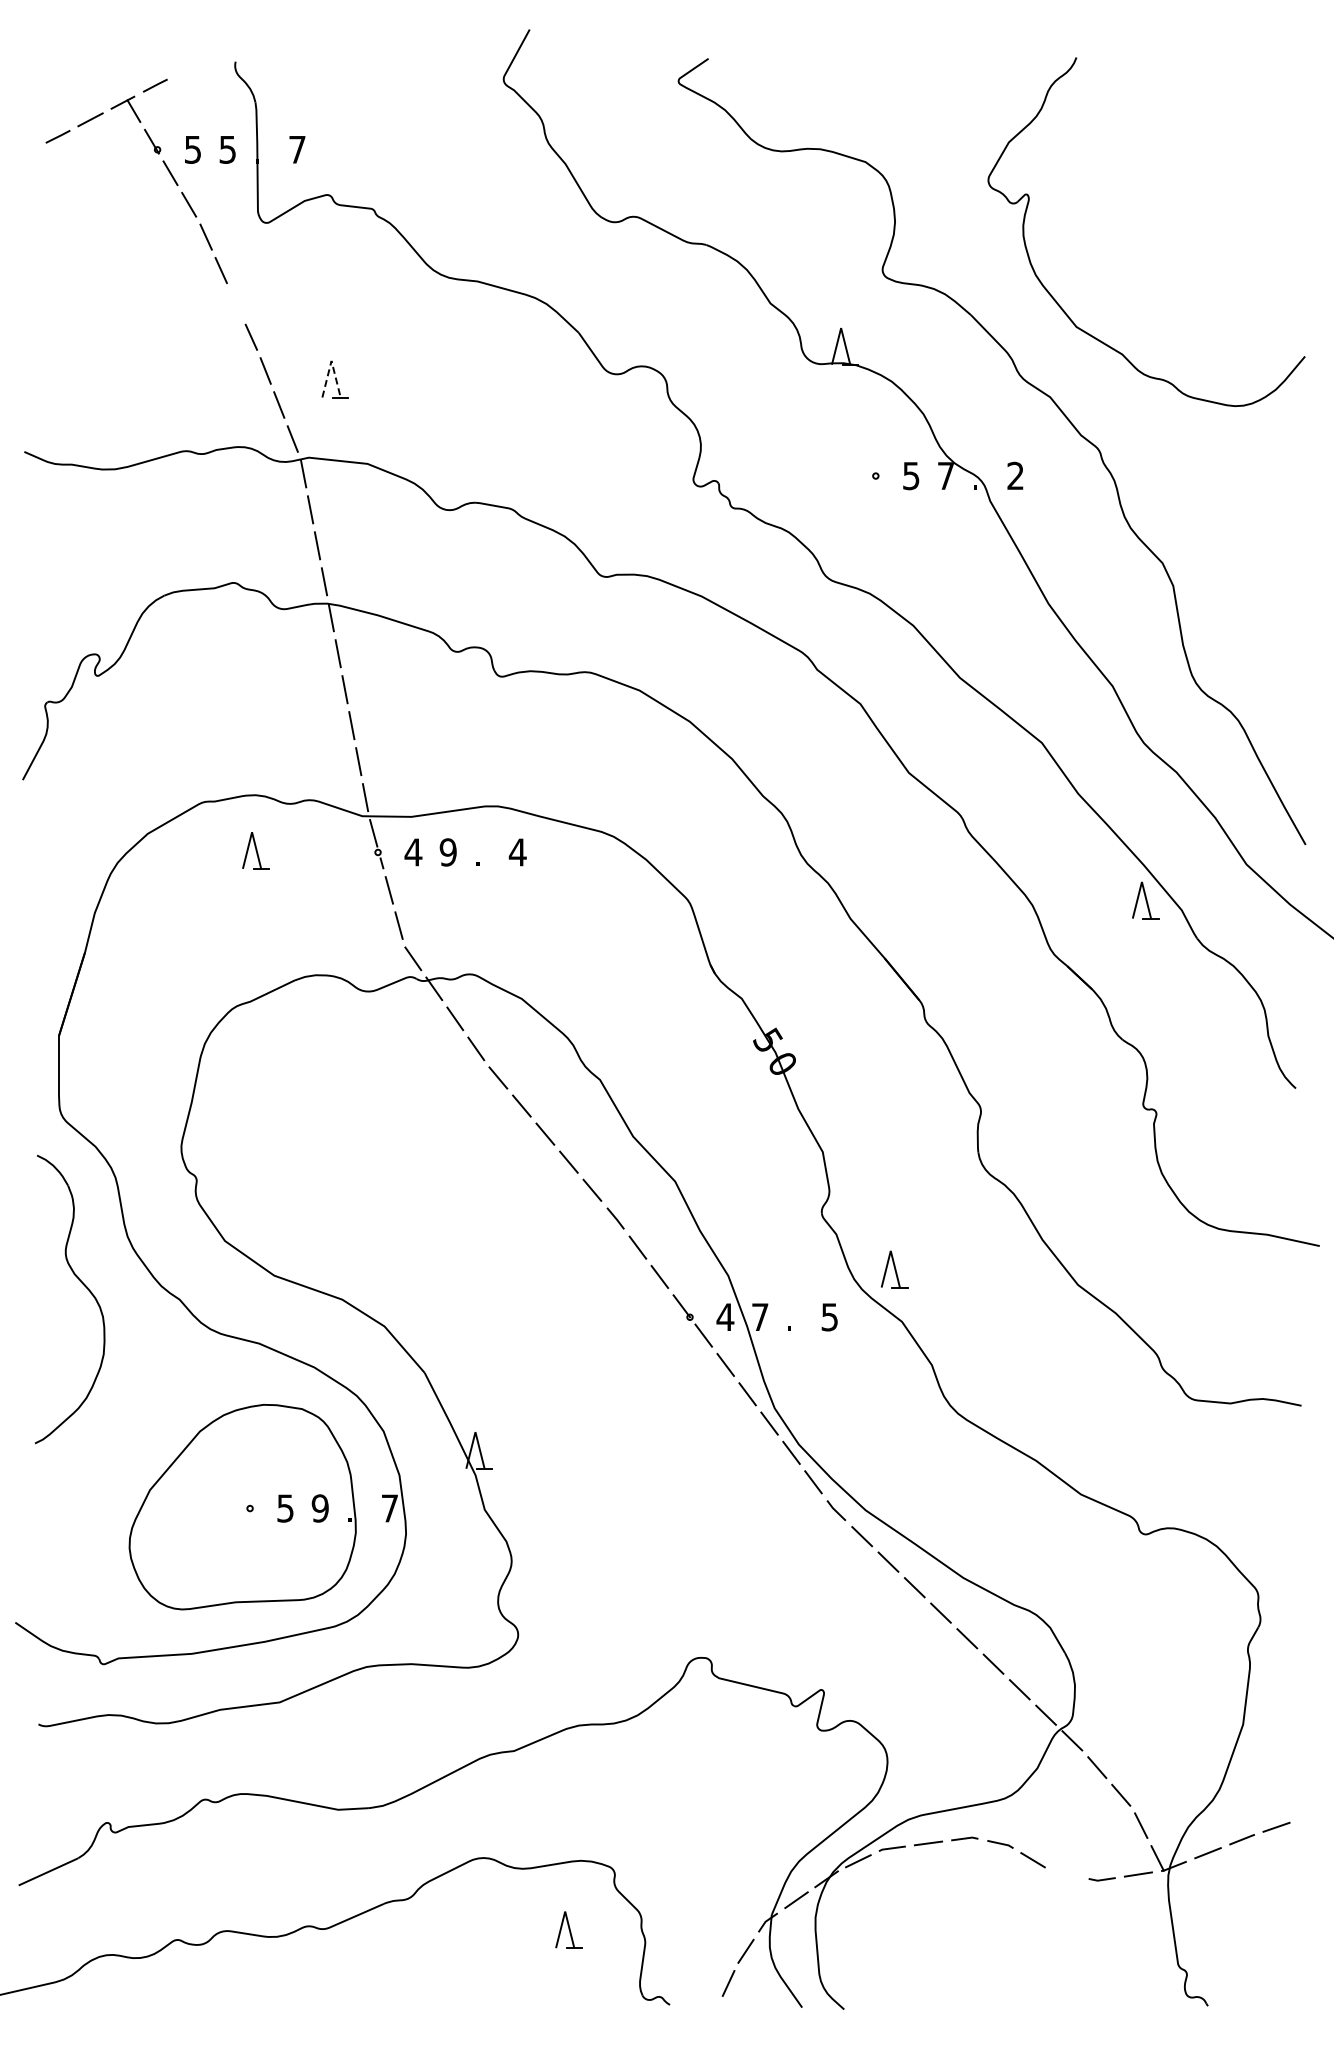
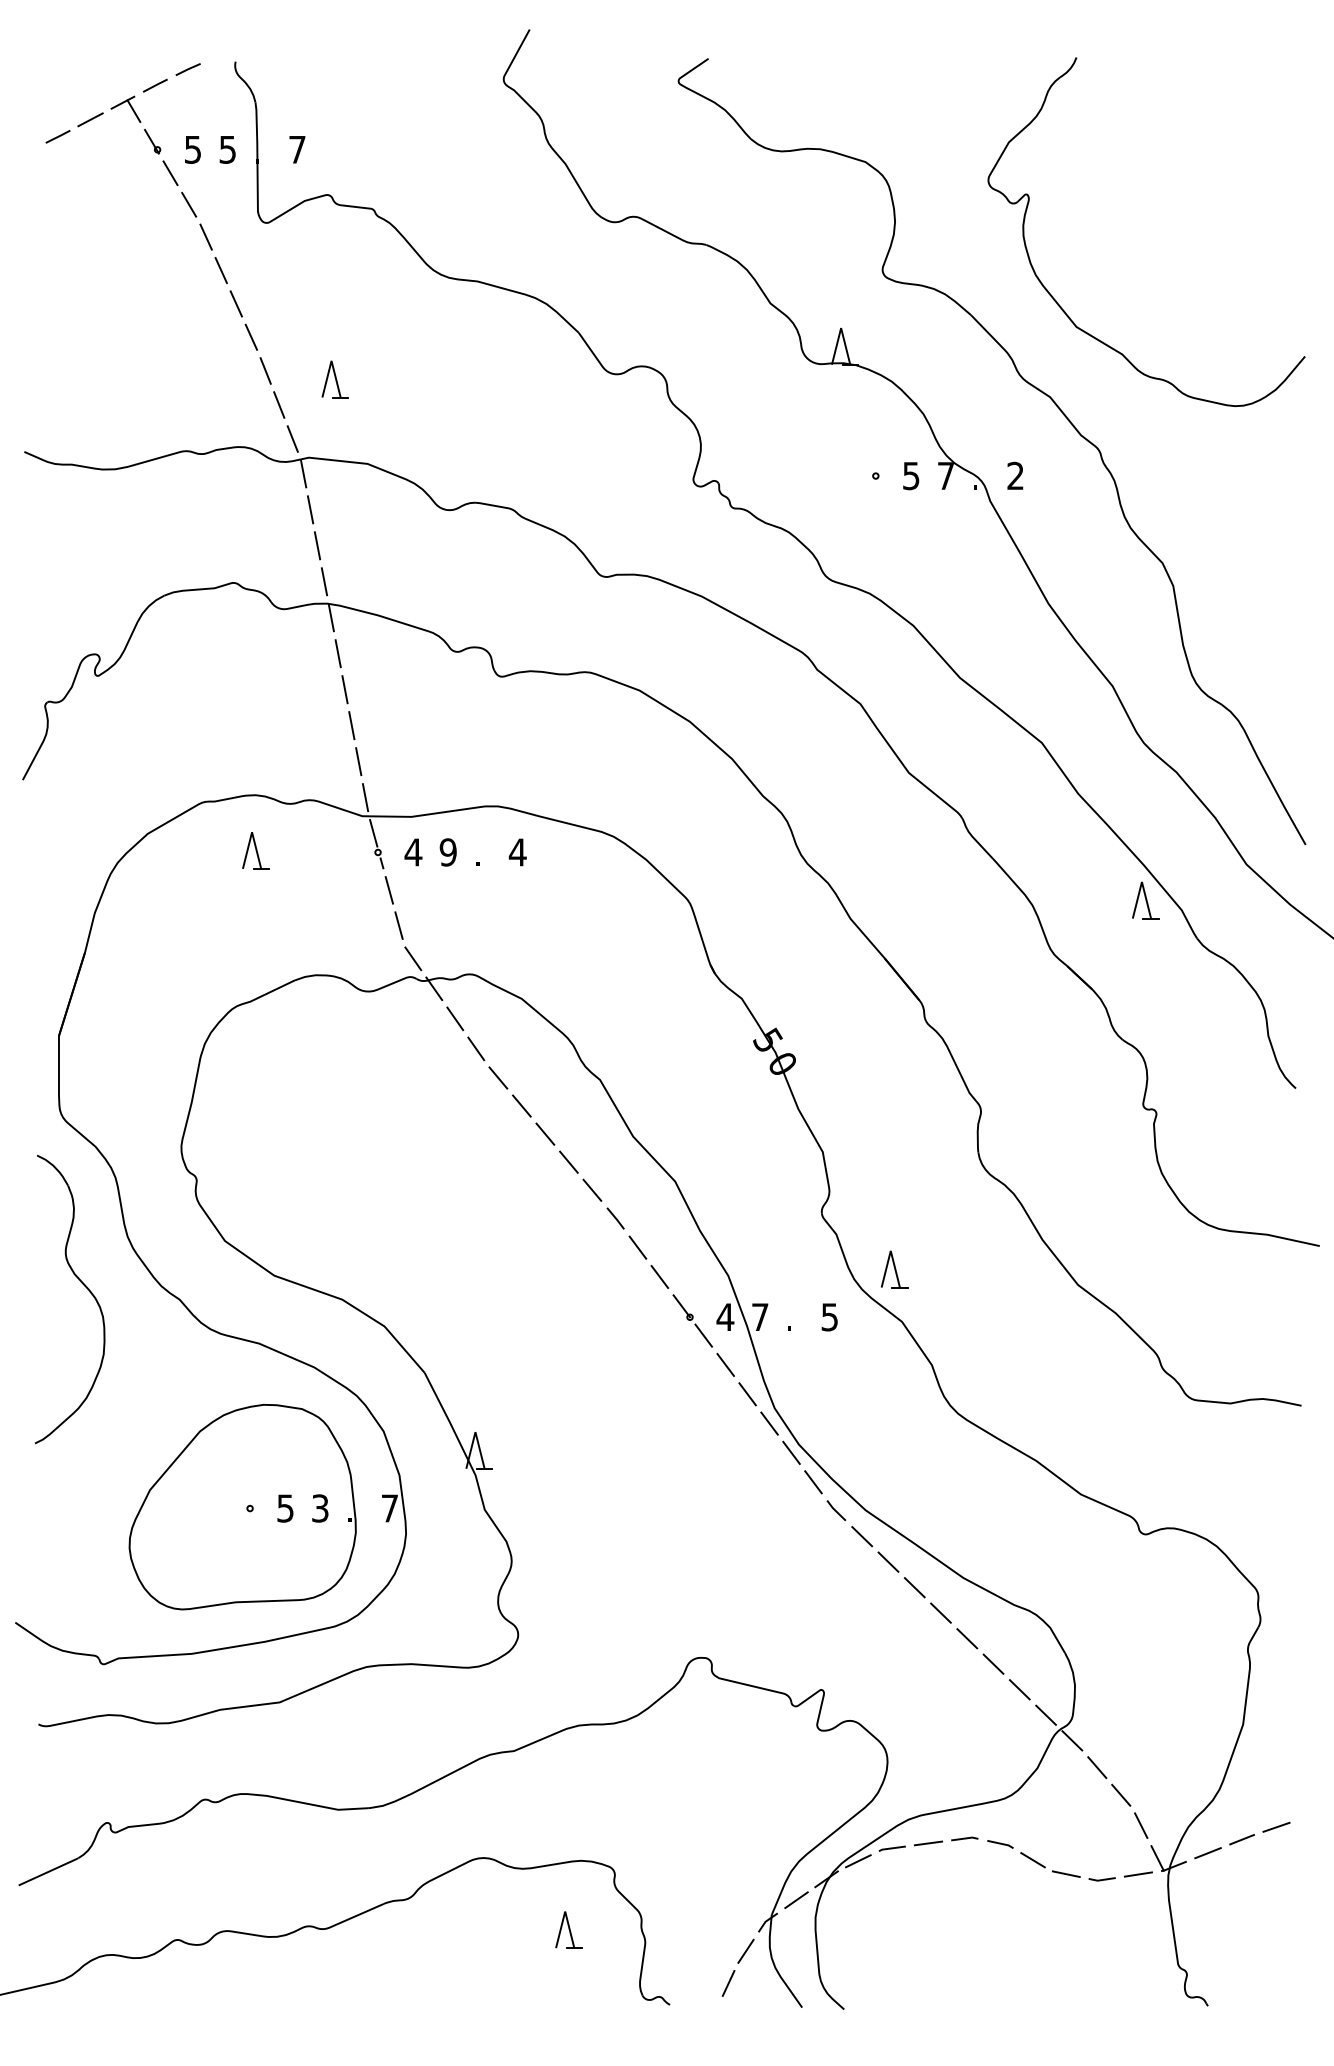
line: none -> present (187, 69)
line: none -> present (235, 303)
line: dashed -> solid (331, 360)
text: 9 -> 3 (319, 1508)
line: none -> present (1065, 1873)
